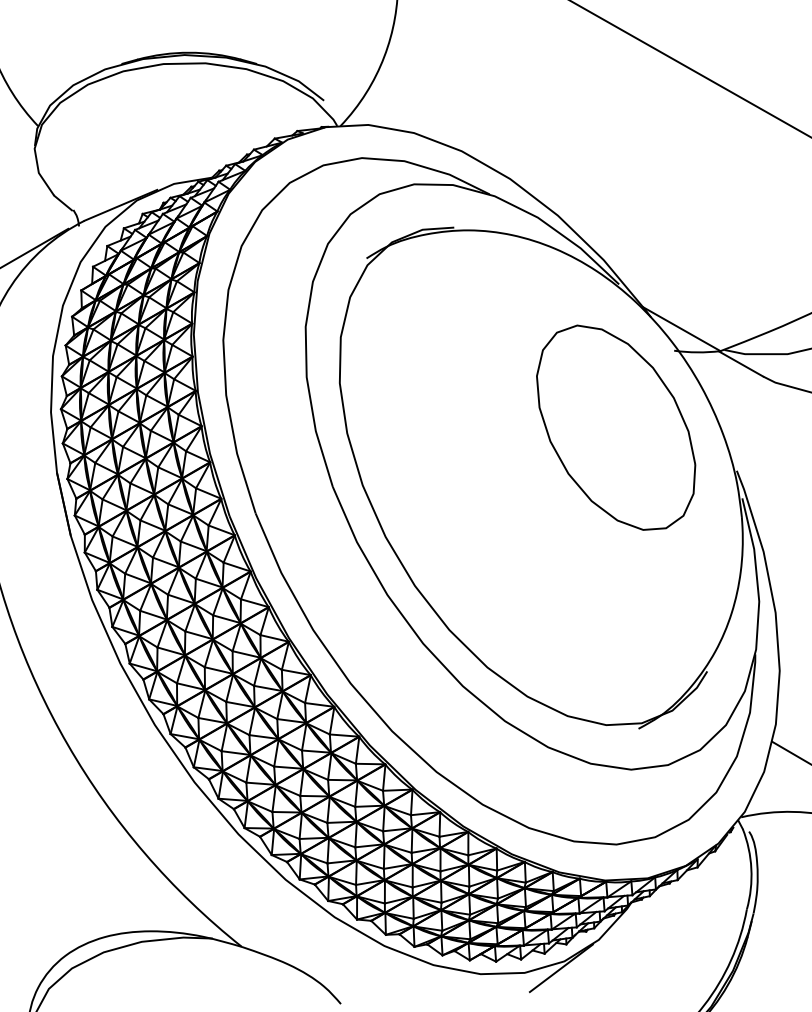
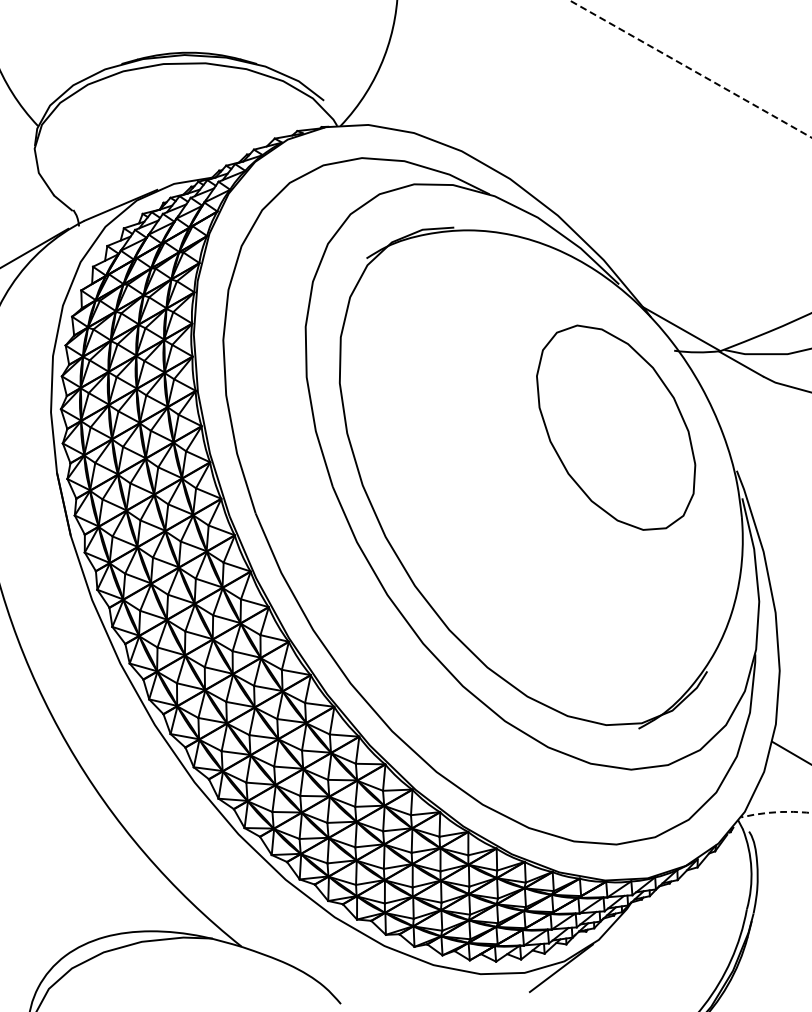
line: solid -> dashed (690, 68)
arc: solid -> dashed (776, 812)
